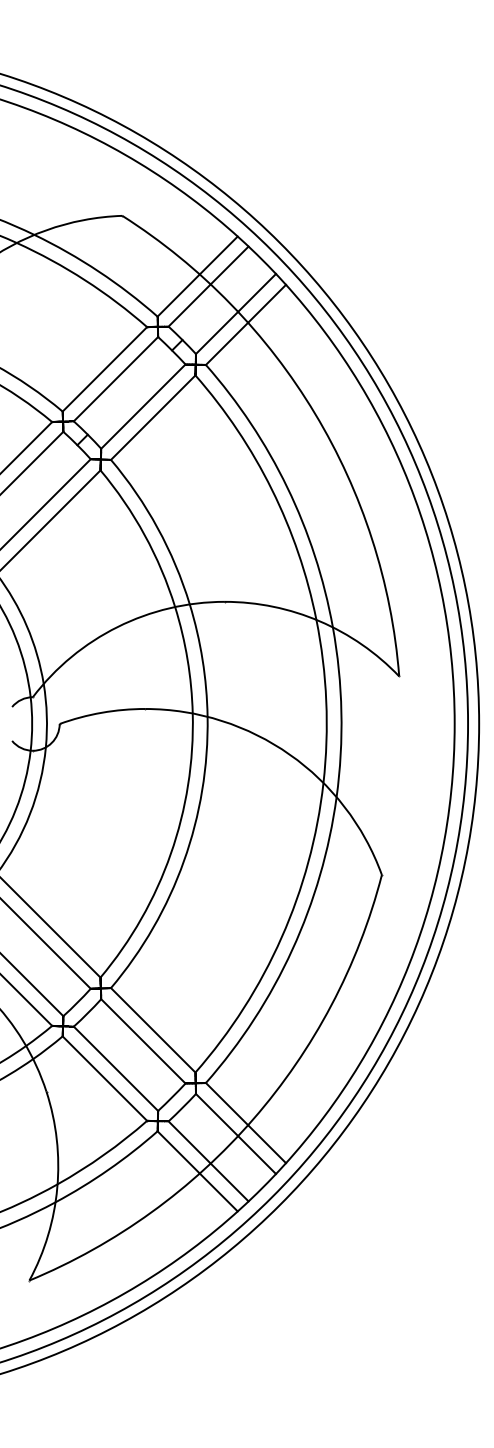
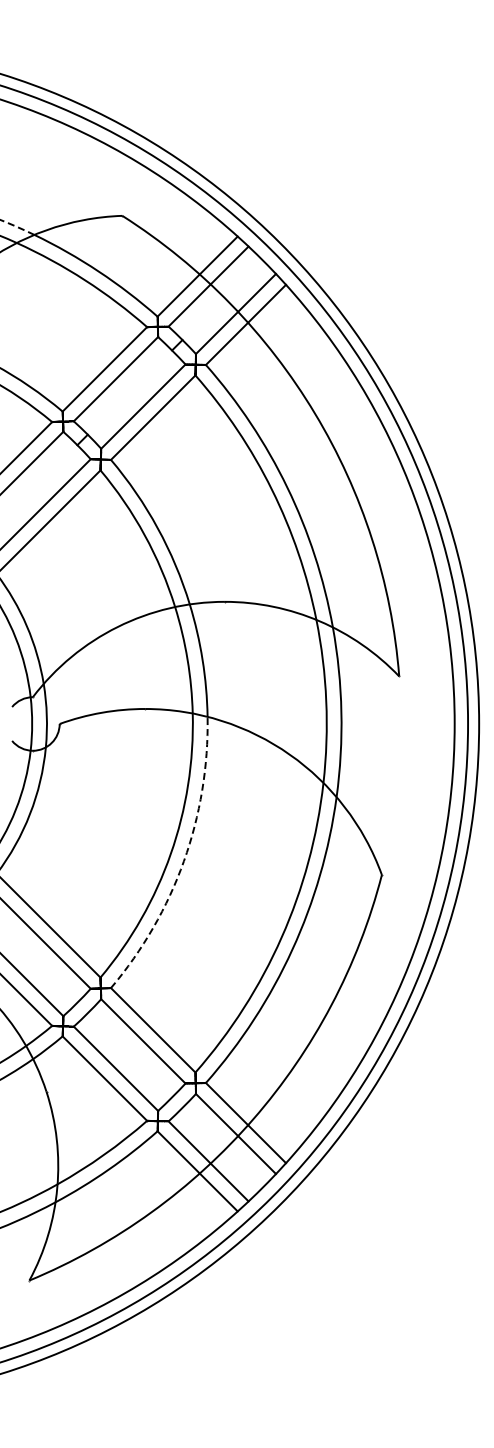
arc: solid -> dashed (16, 226)
arc: solid -> dashed (183, 861)
